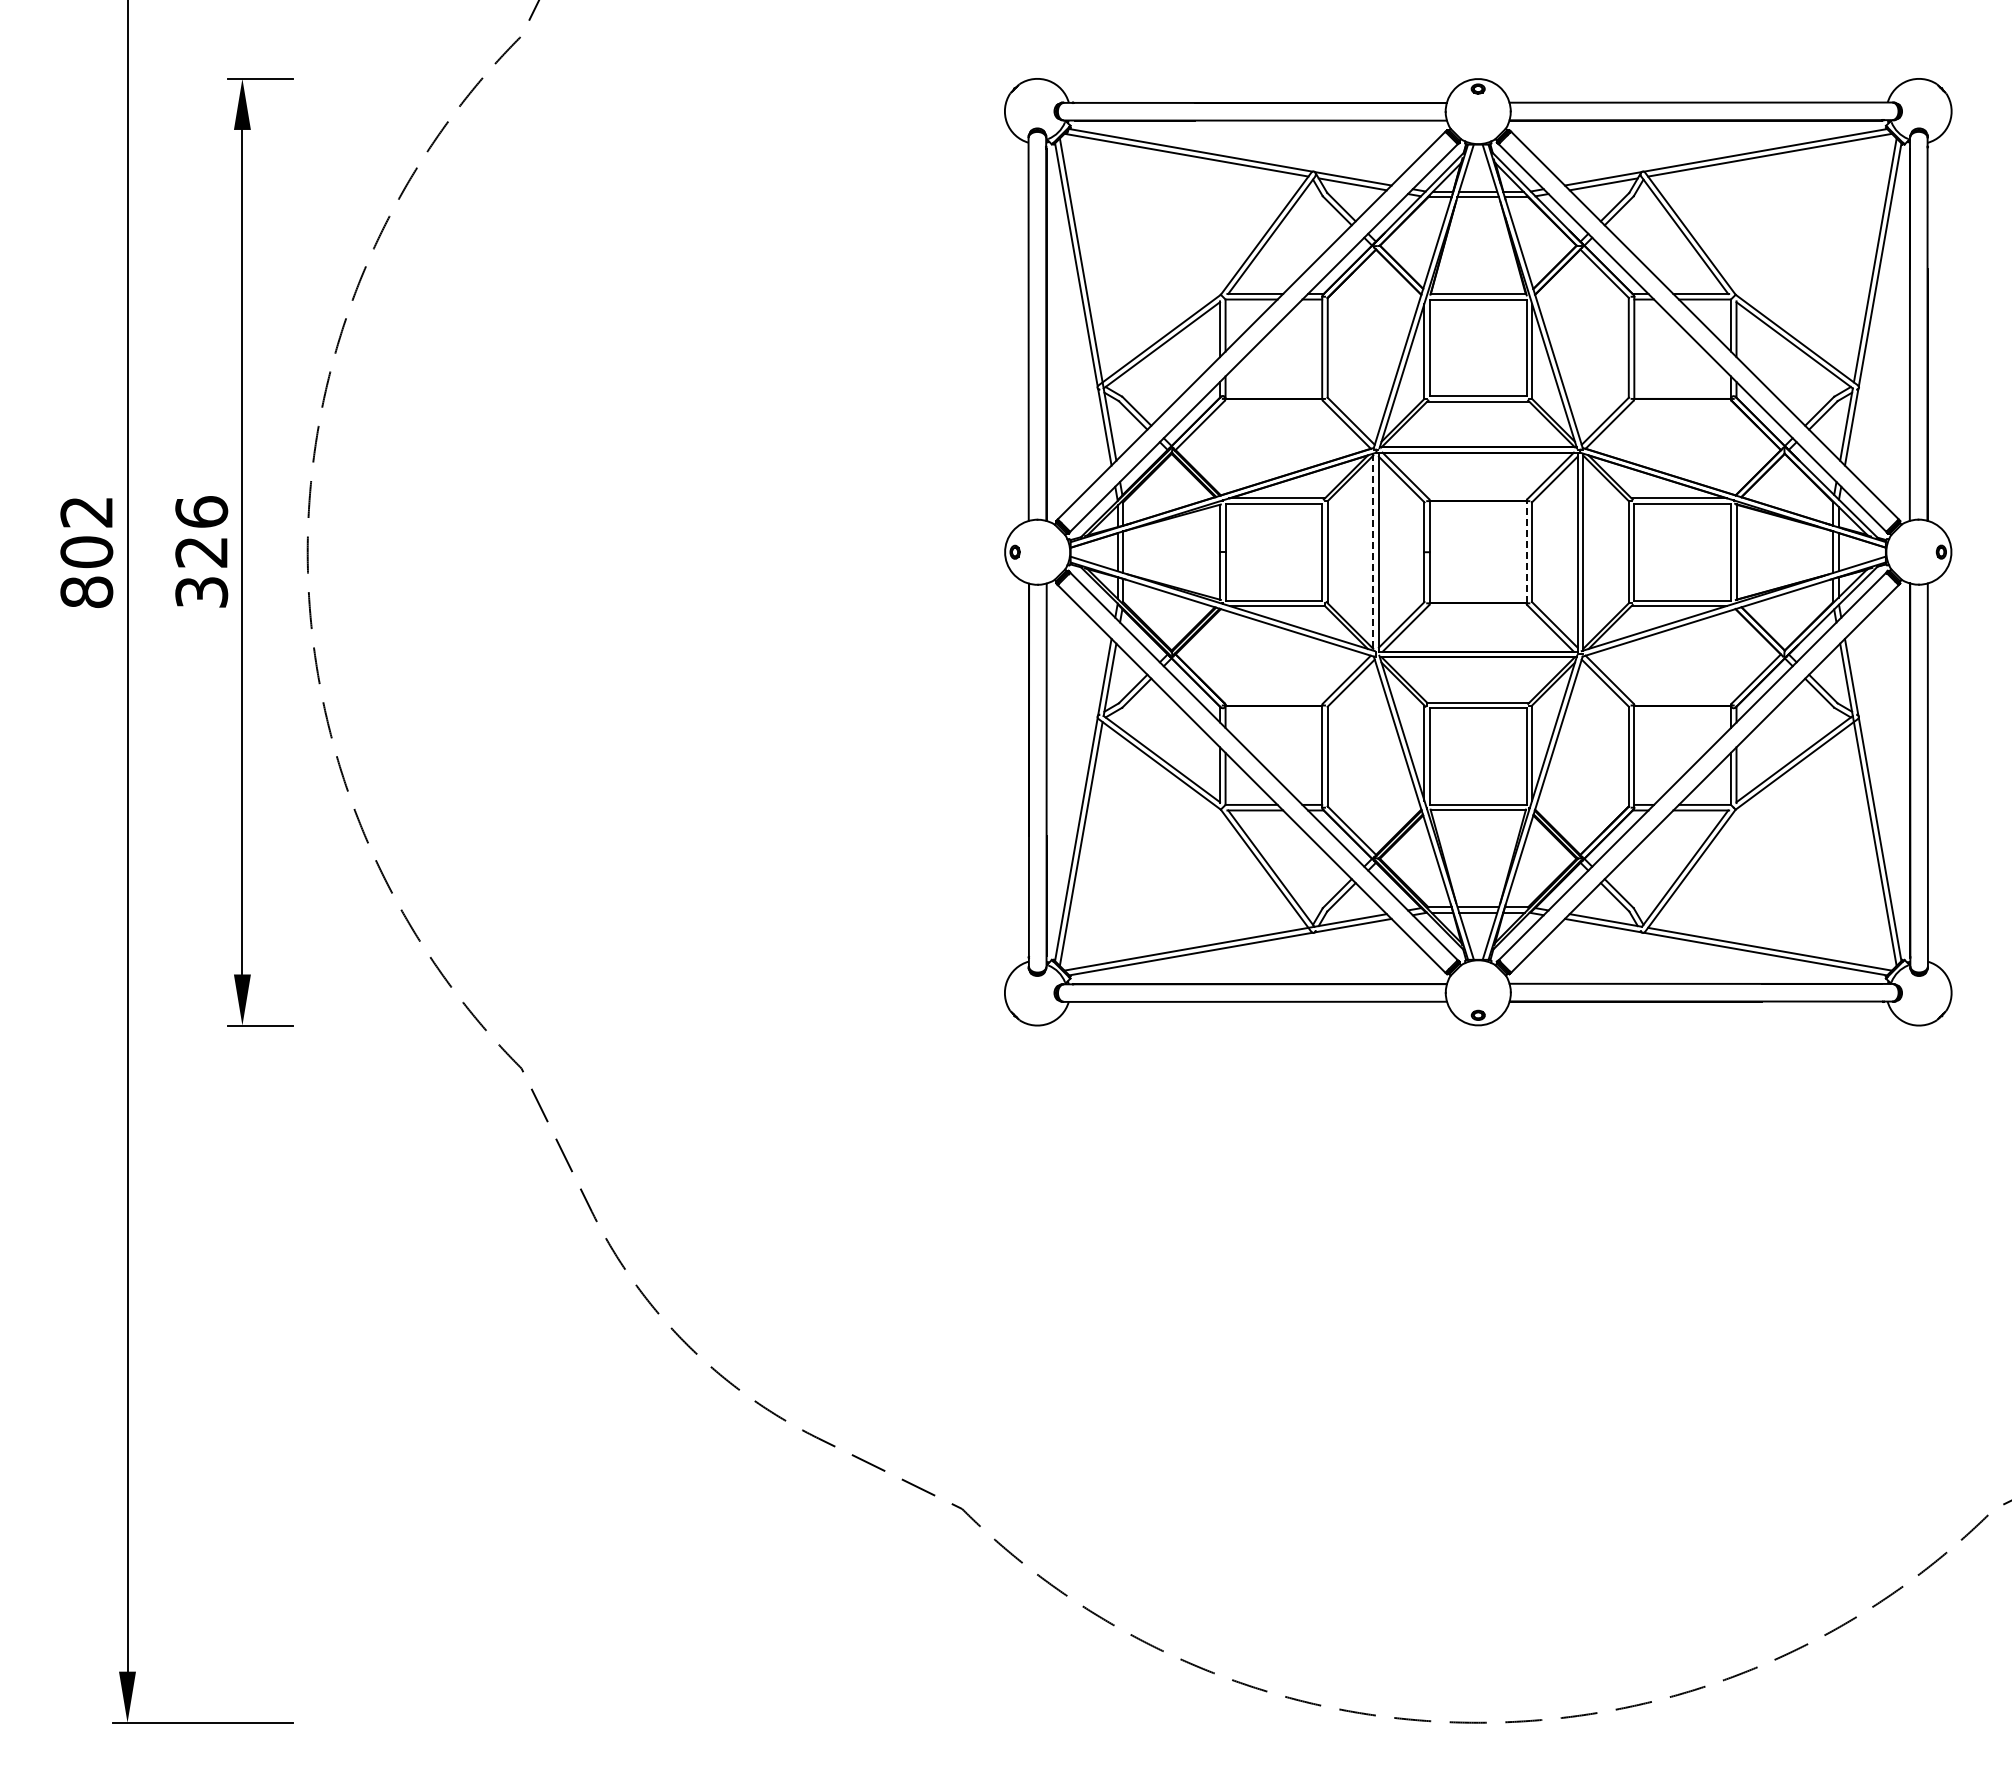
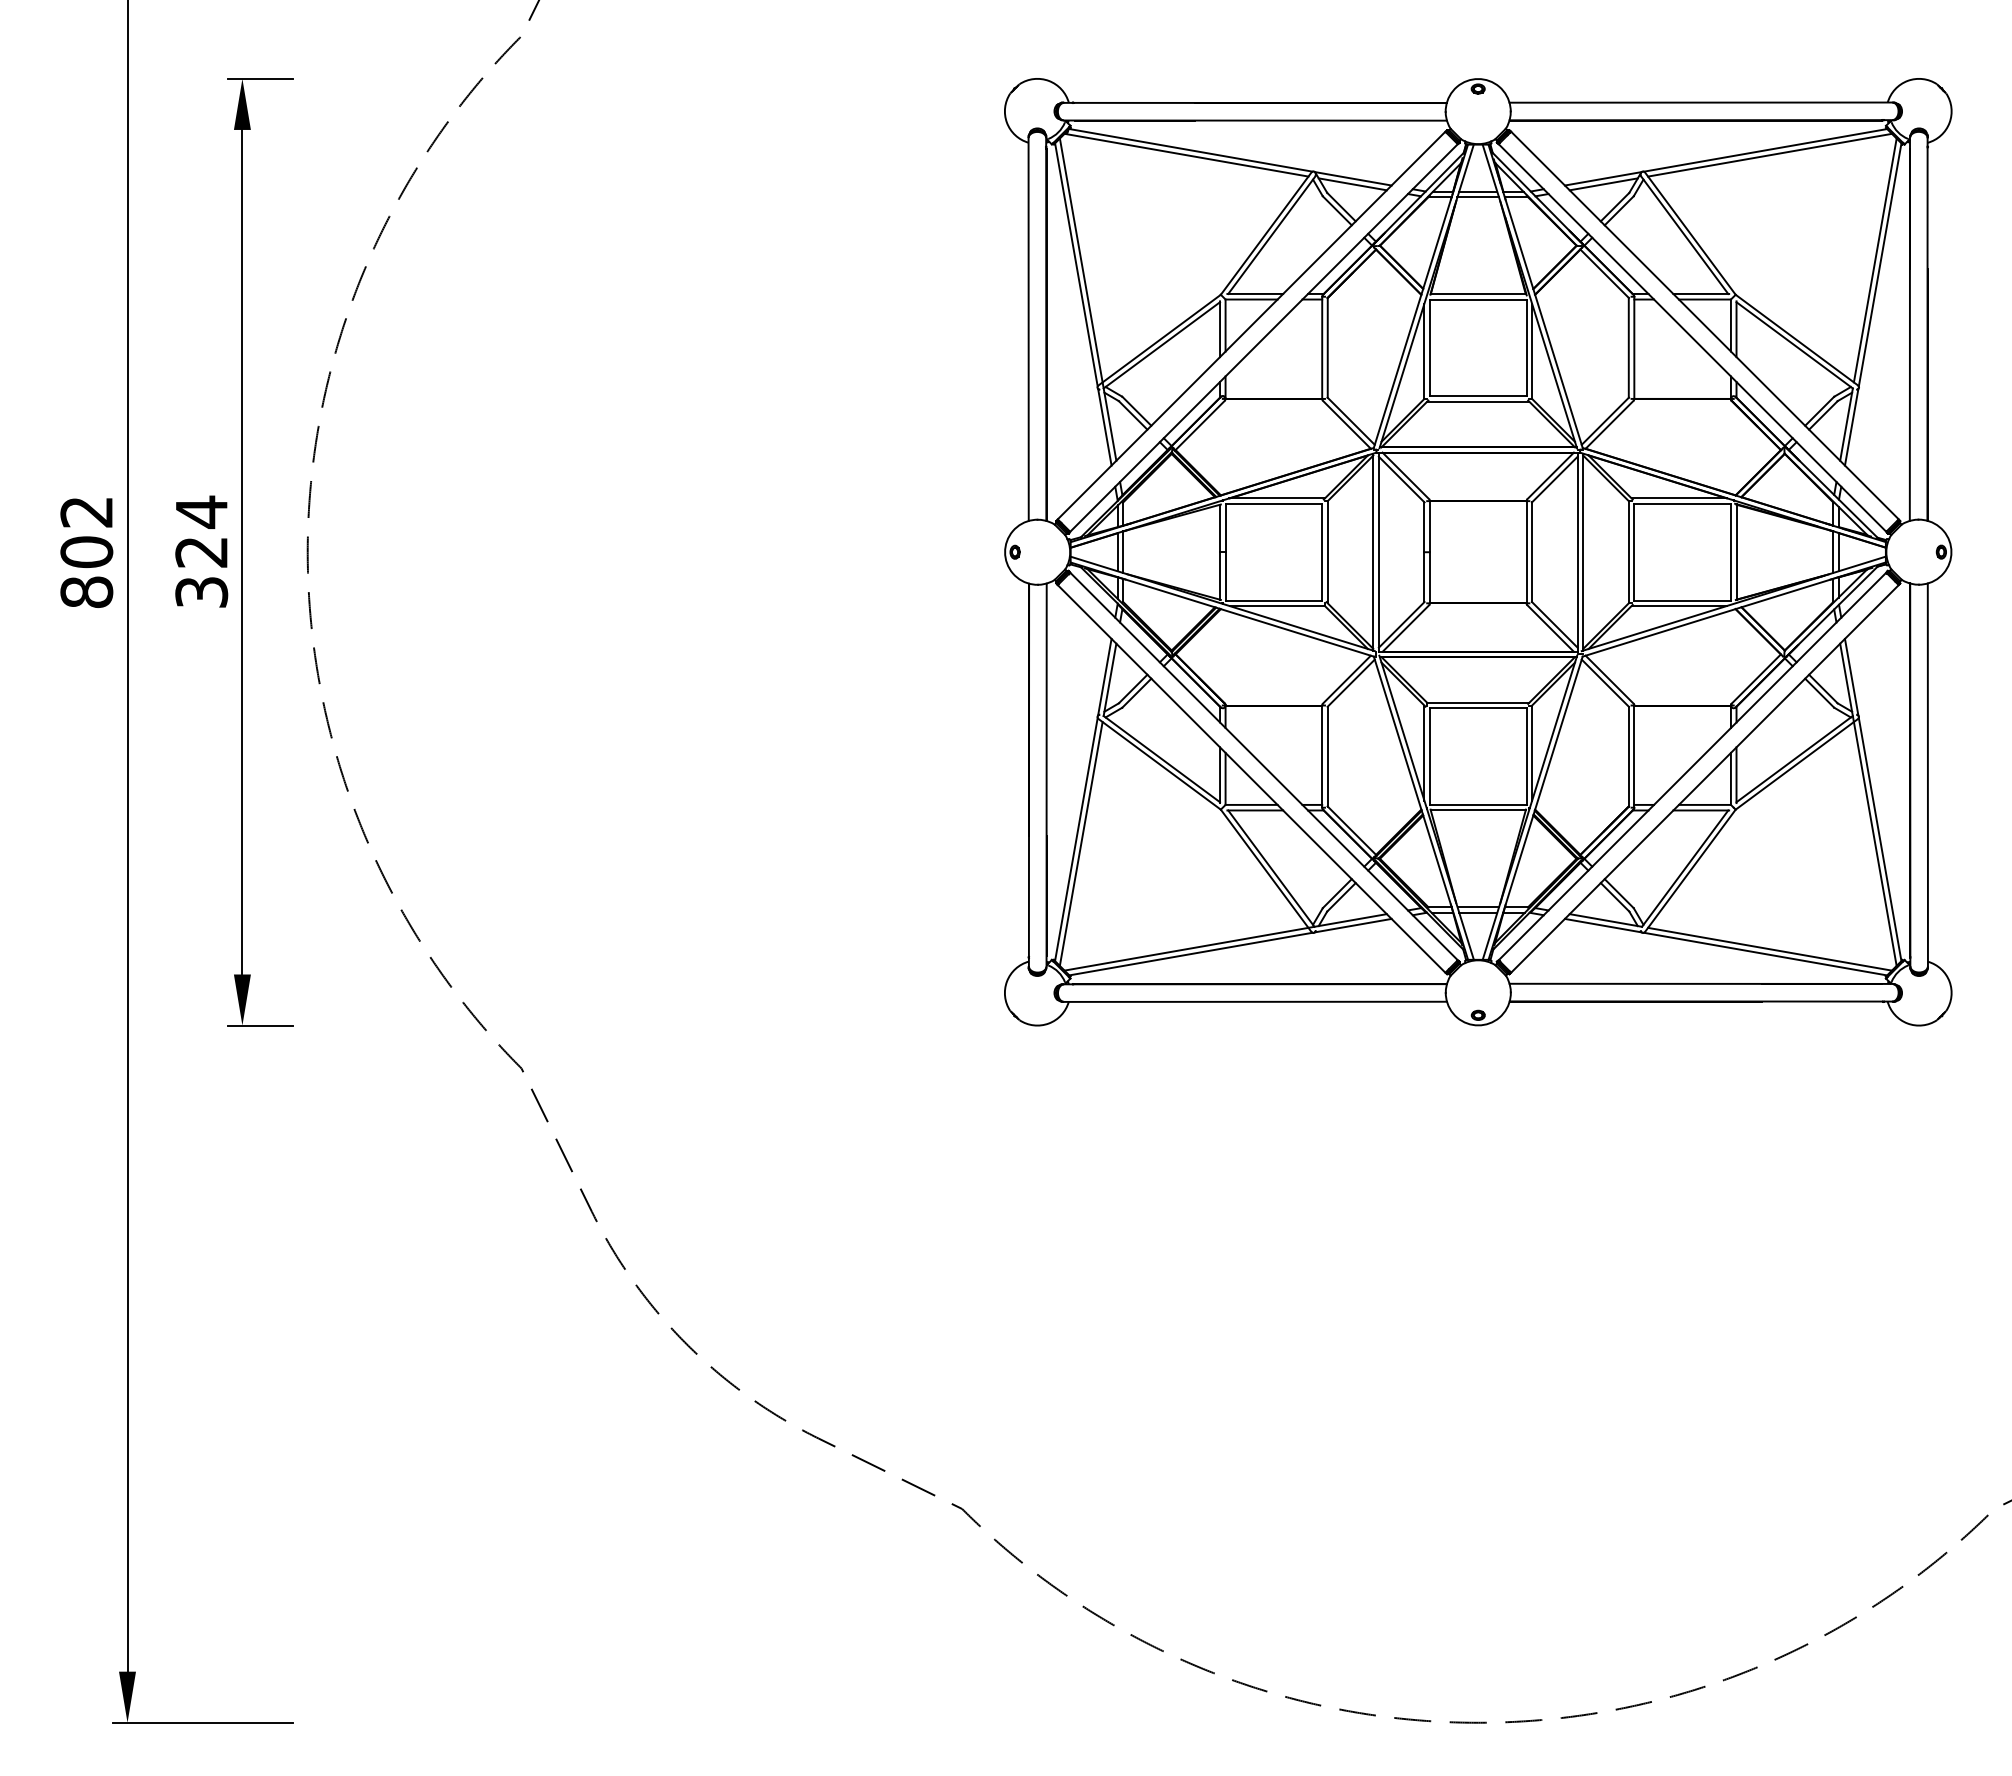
text: 326 -> 324 (201, 511)
line: dashed -> solid (1526, 551)
line: dashed -> solid (1373, 552)
